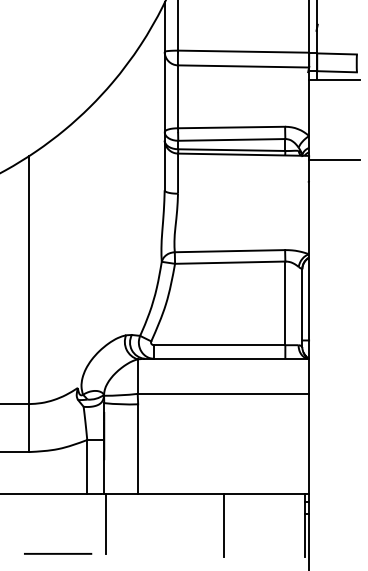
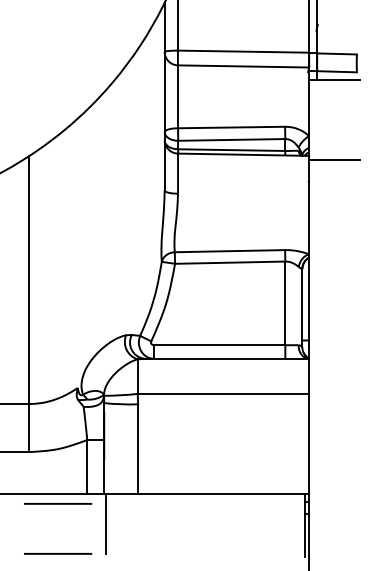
line: none -> present (58, 503)
line: present -> none (224, 525)
